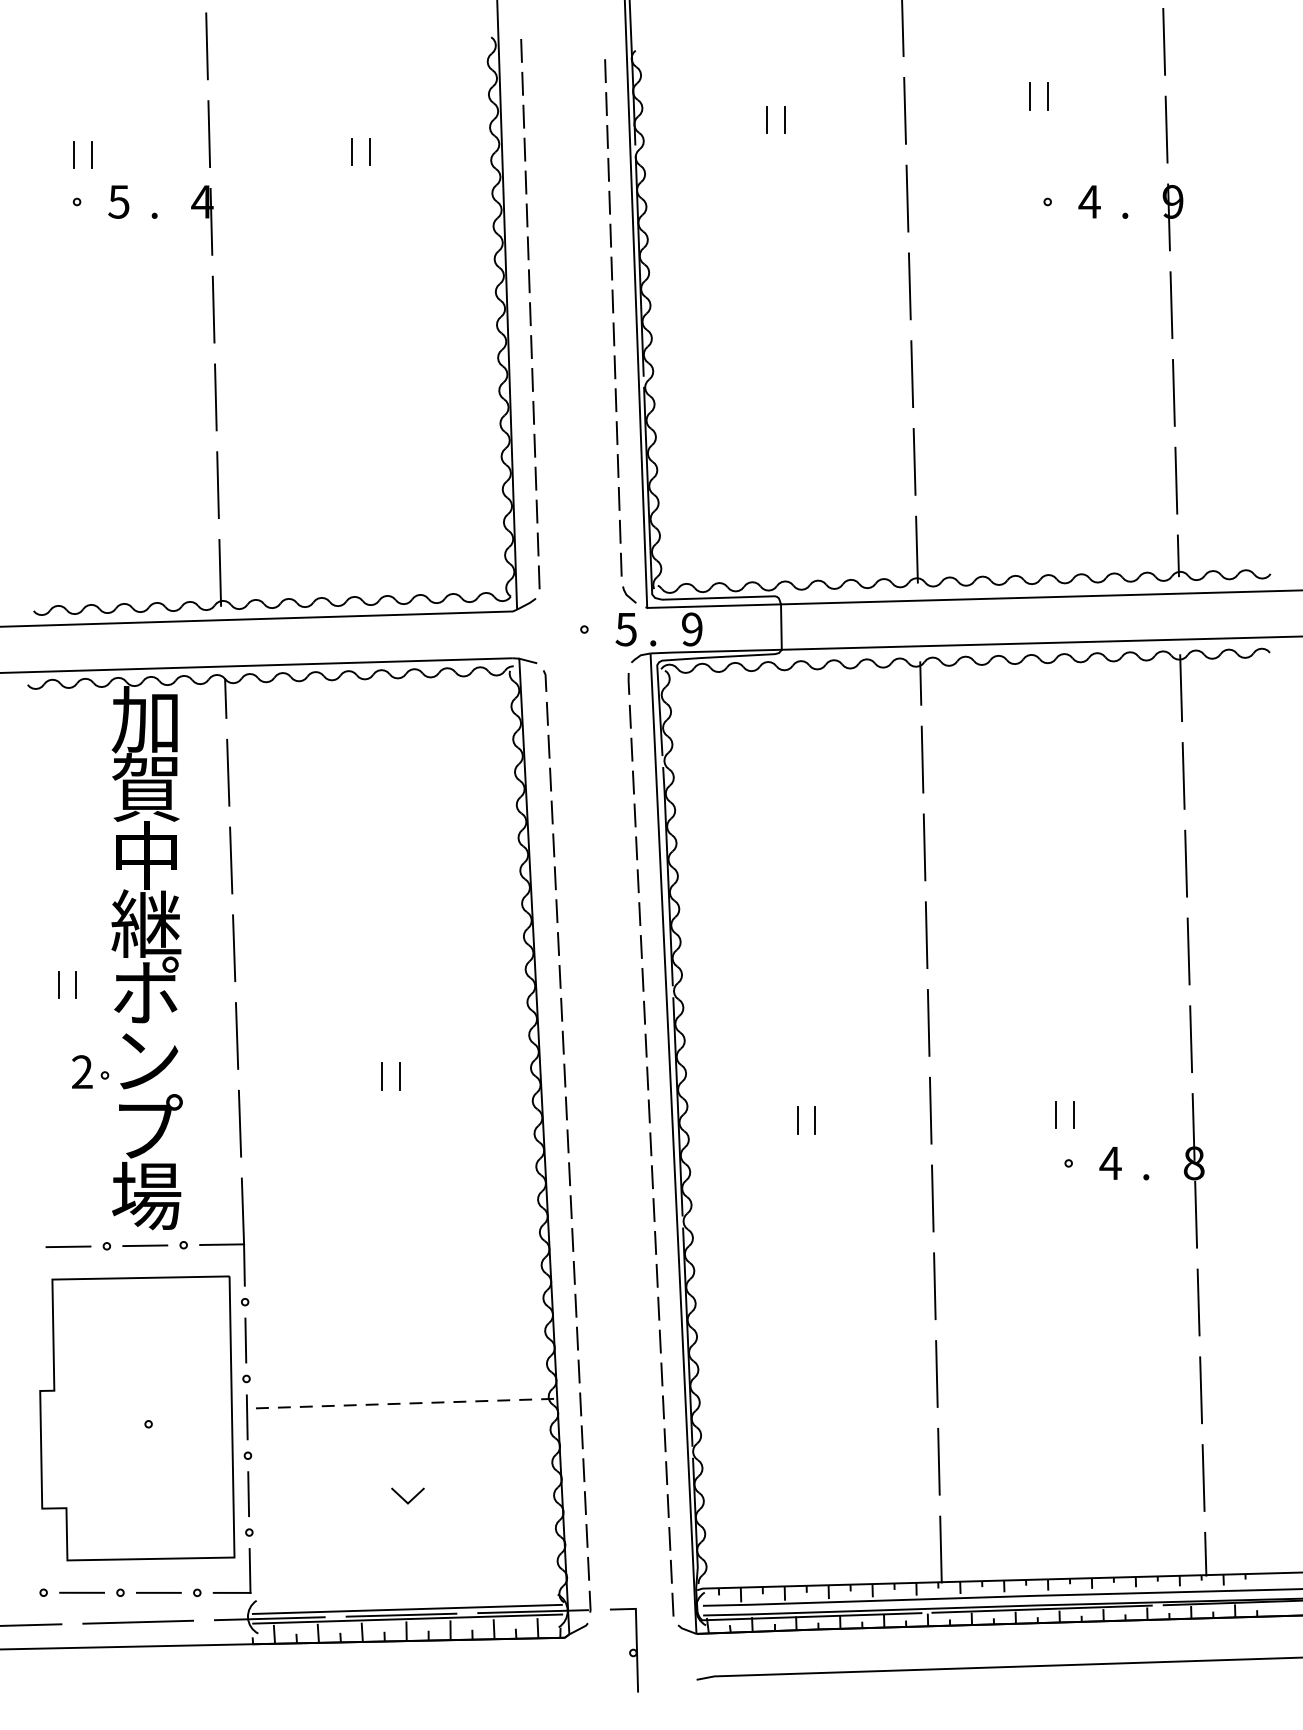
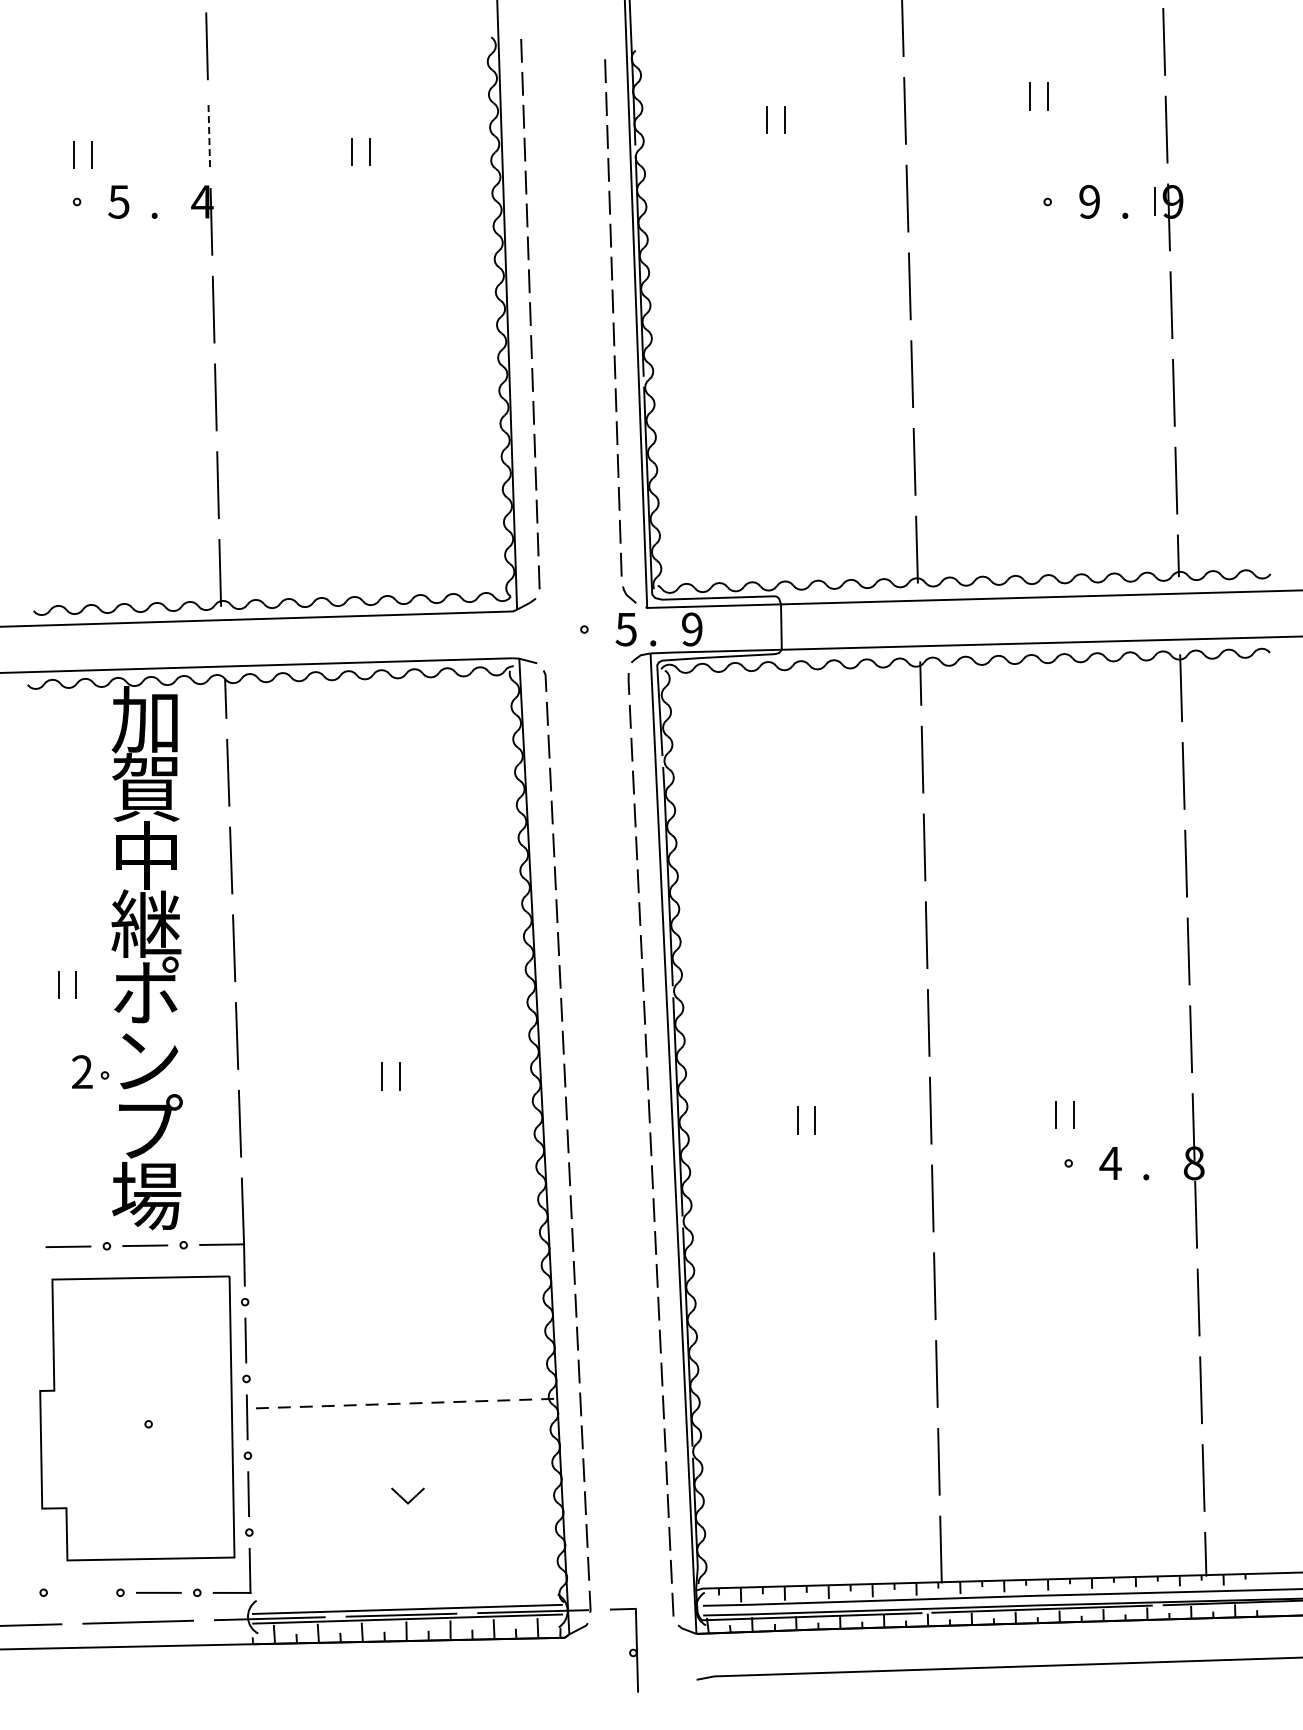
line: solid -> dashed (209, 134)
text: 4 -> 9 (1089, 201)
line: none -> present (1154, 201)
line: present -> none (82, 1592)
